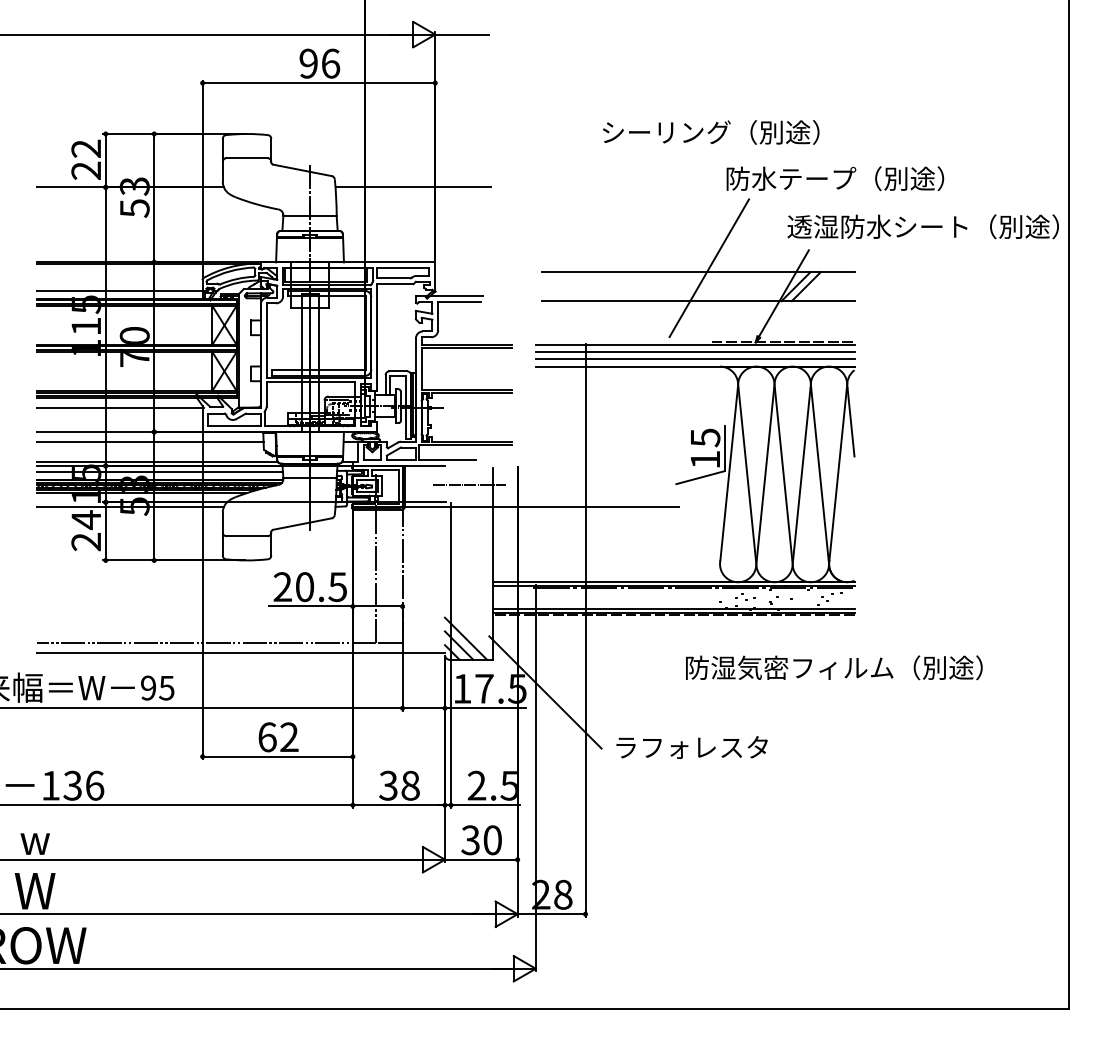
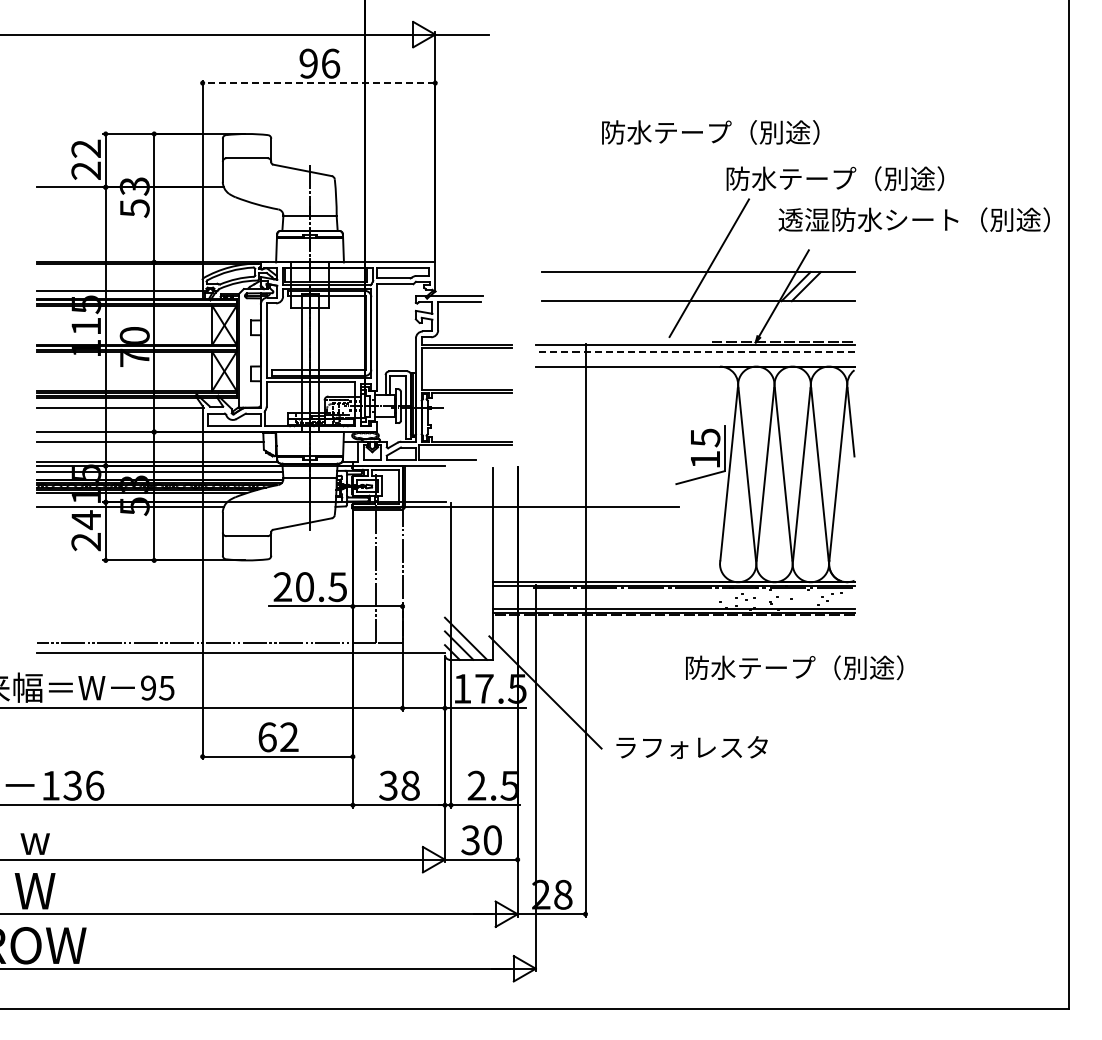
line: solid -> dashed (318, 83)
text: シーリング（別途） -> 防水テープ（別途） (666, 132)
line: present -> none (412, 187)
text position: (922, 226) -> (913, 219) (913, 219)
line: solid -> dashed (694, 352)
line: present -> none (694, 359)
line: present -> none (468, 485)
text: 防湿気密フィルム（別途） -> 防水テープ（別途） (846, 667)
